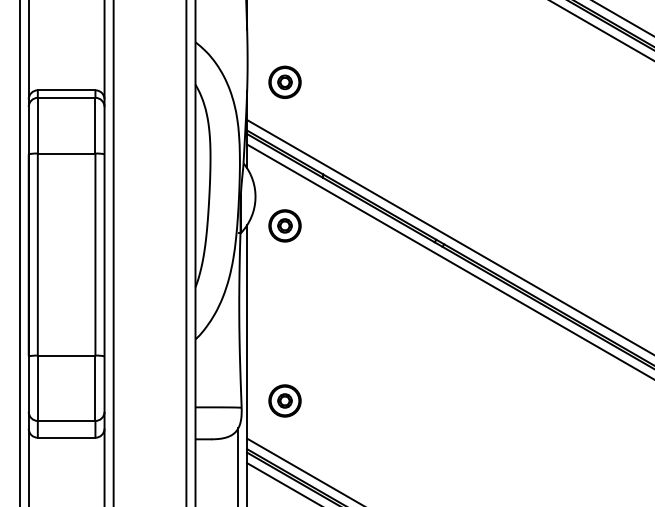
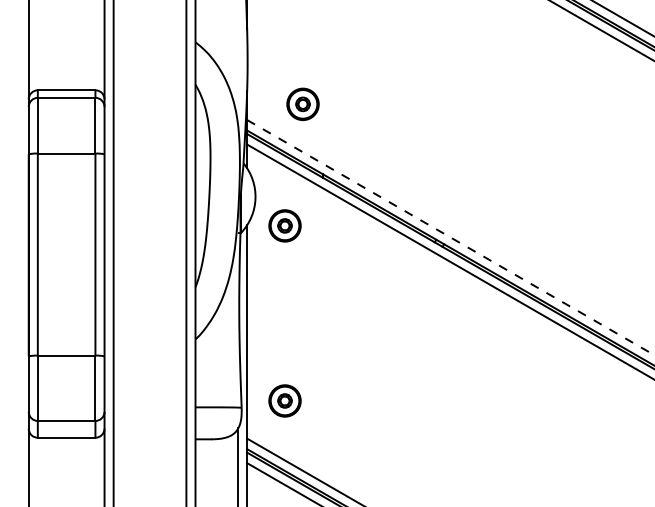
part position: (284, 81) -> (302, 103) (302, 103)
line: solid -> dashed (451, 237)
line: present -> none (19, 252)
